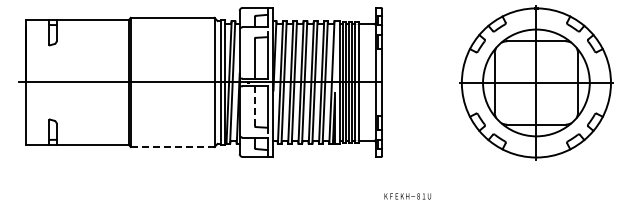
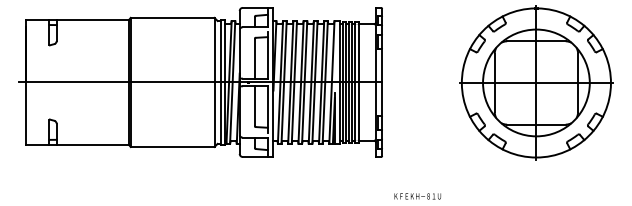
line: dashed -> solid (255, 105)
line: dashed -> solid (172, 146)
text position: (407, 196) -> (417, 196) (417, 196)
